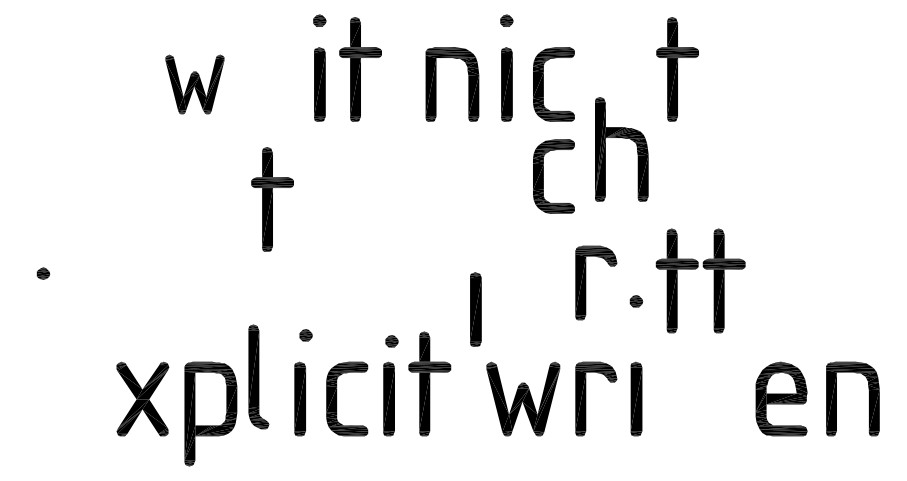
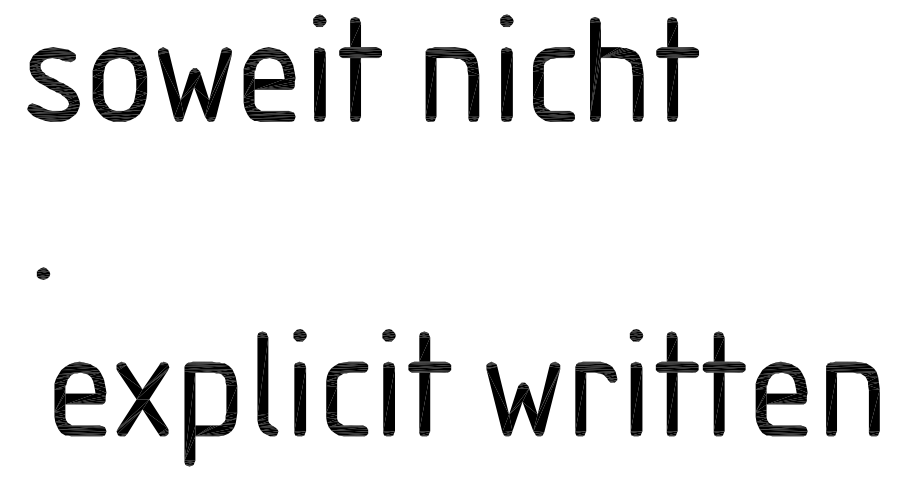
part: none -> present (53, 84)
part: none -> present (119, 84)
part size: 60x61 px -> 74x75 px (194, 84)
part: none -> present (269, 84)
part position: (622, 138) -> (617, 58) (617, 58)
part: present -> none (543, 176)
part: present -> none (272, 199)
part position: (695, 269) -> (695, 372) (695, 372)
part: present -> none (586, 282)
part position: (636, 301) -> (636, 335) (636, 335)
part: present -> none (475, 309)
part position: (305, 335) -> (299, 335) (299, 335)
part position: (391, 341) -> (388, 335) (388, 335)
part position: (258, 376) -> (267, 383) (267, 383)
part: none -> present (80, 398)
